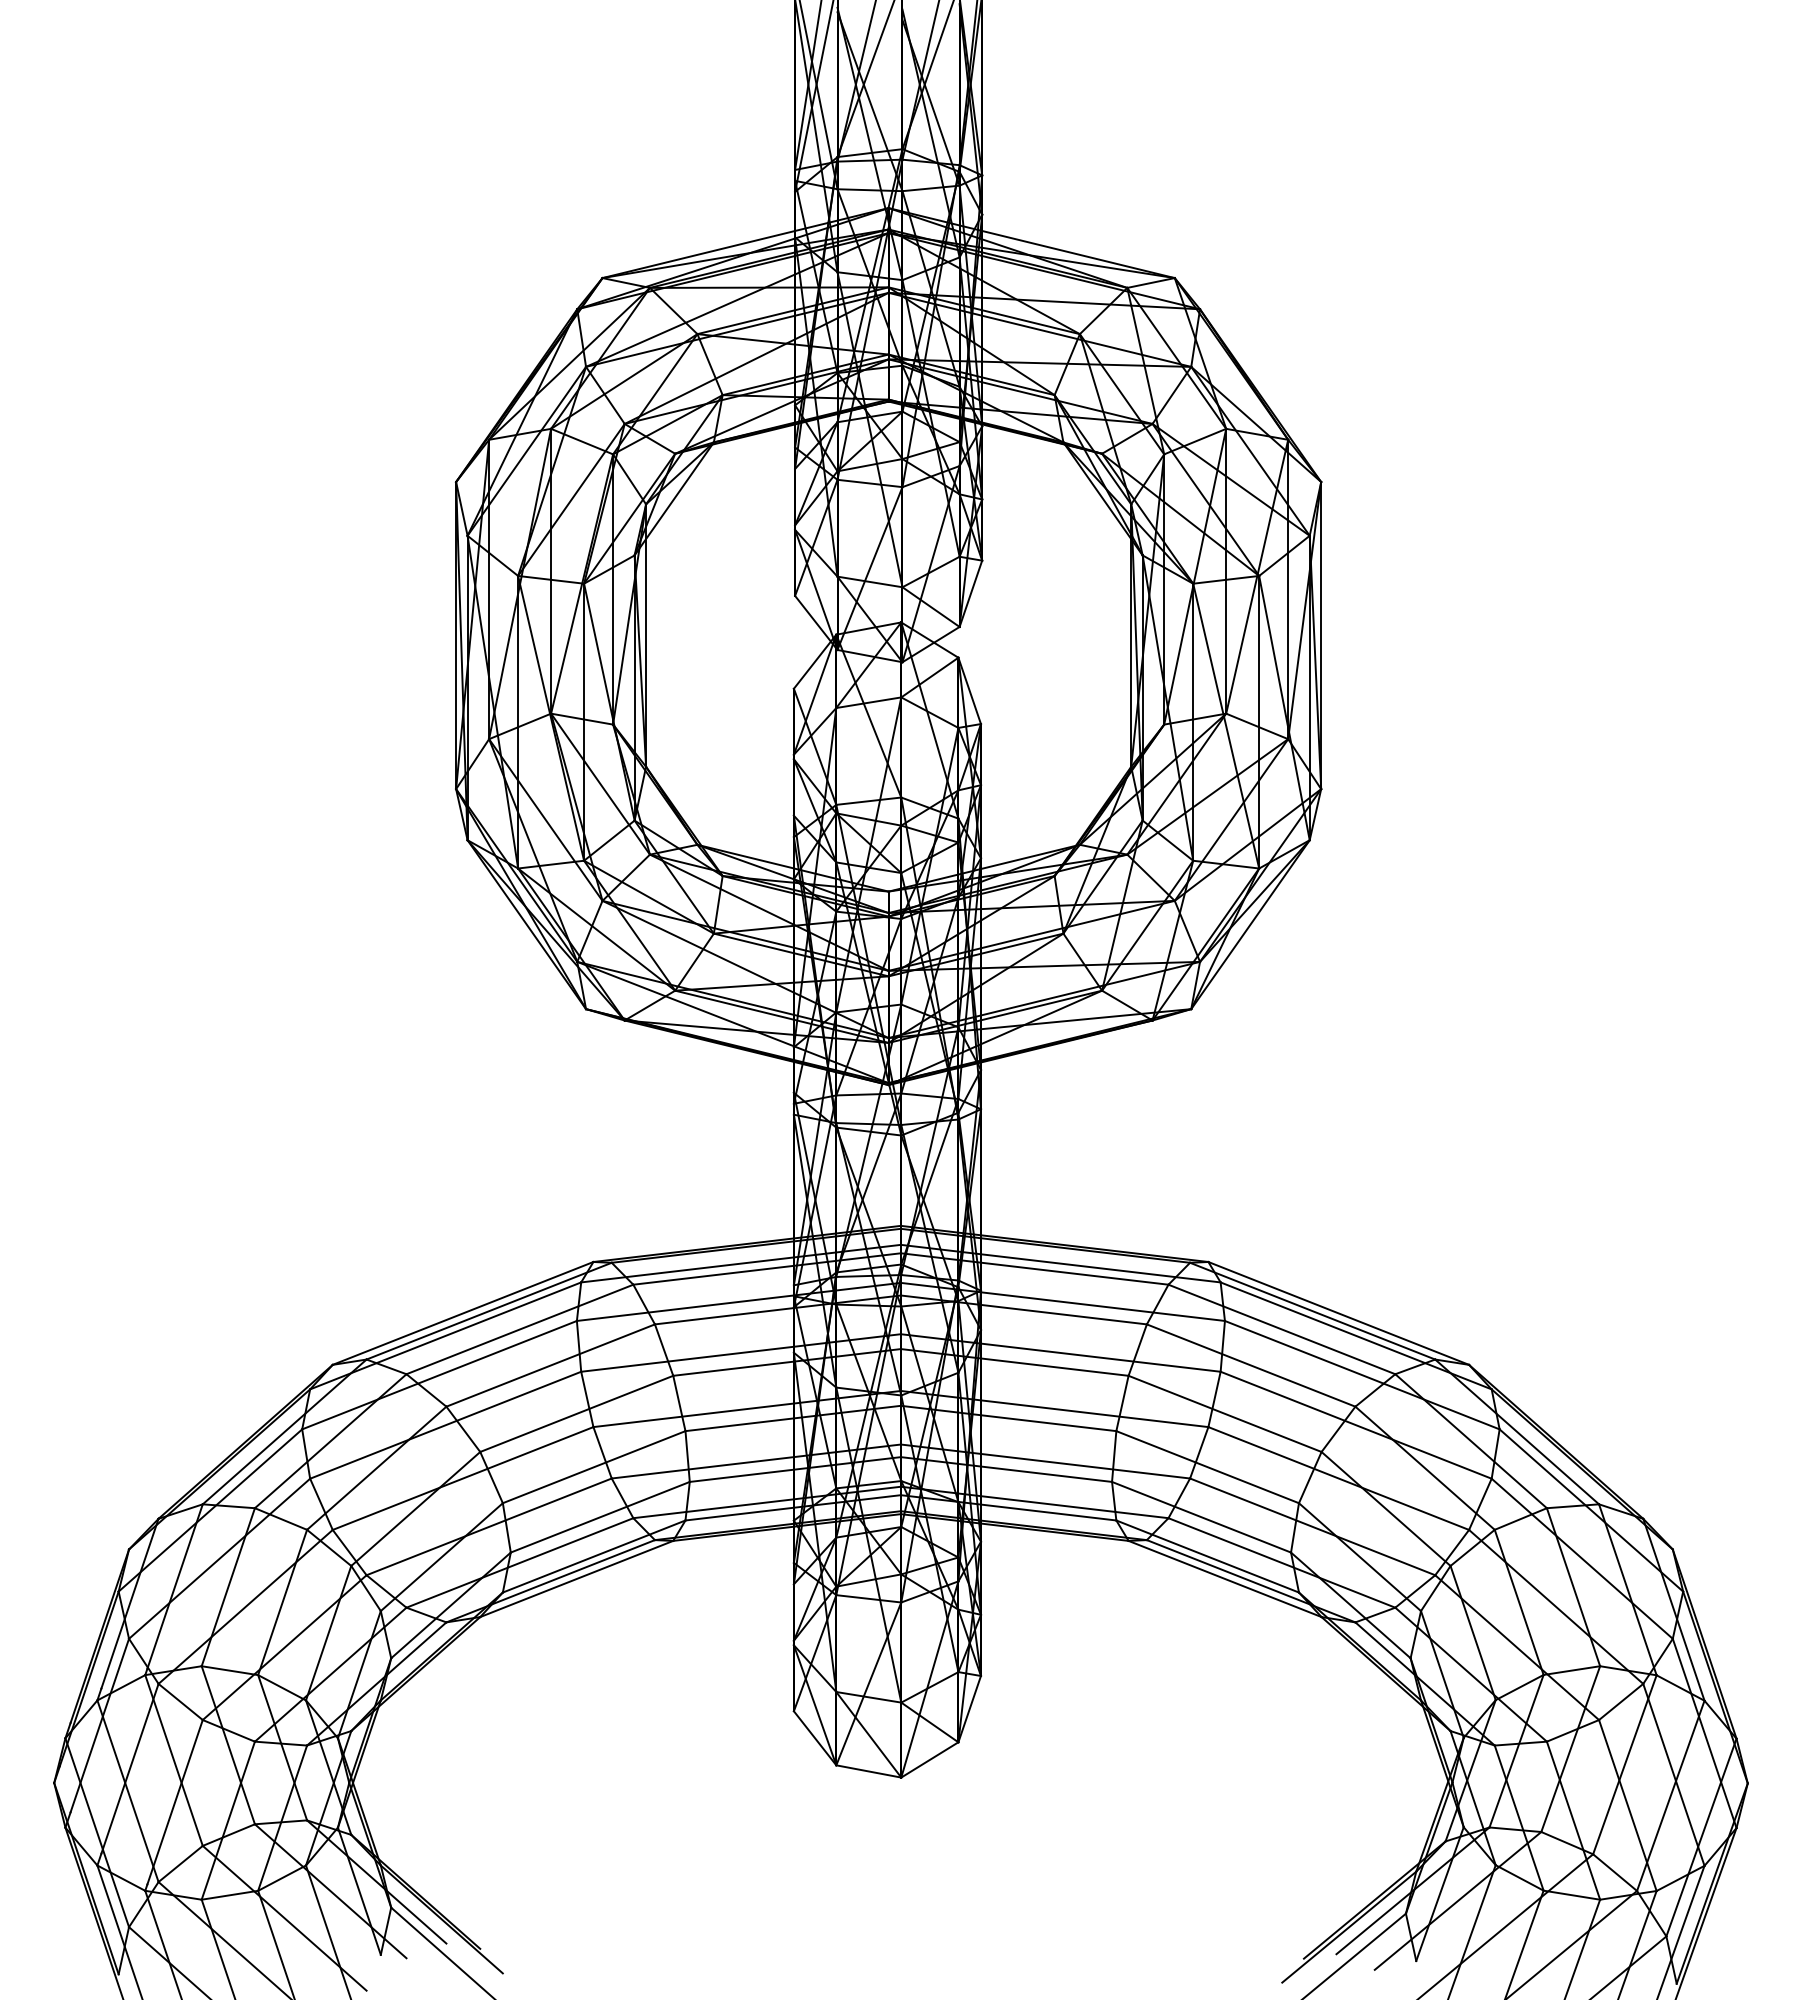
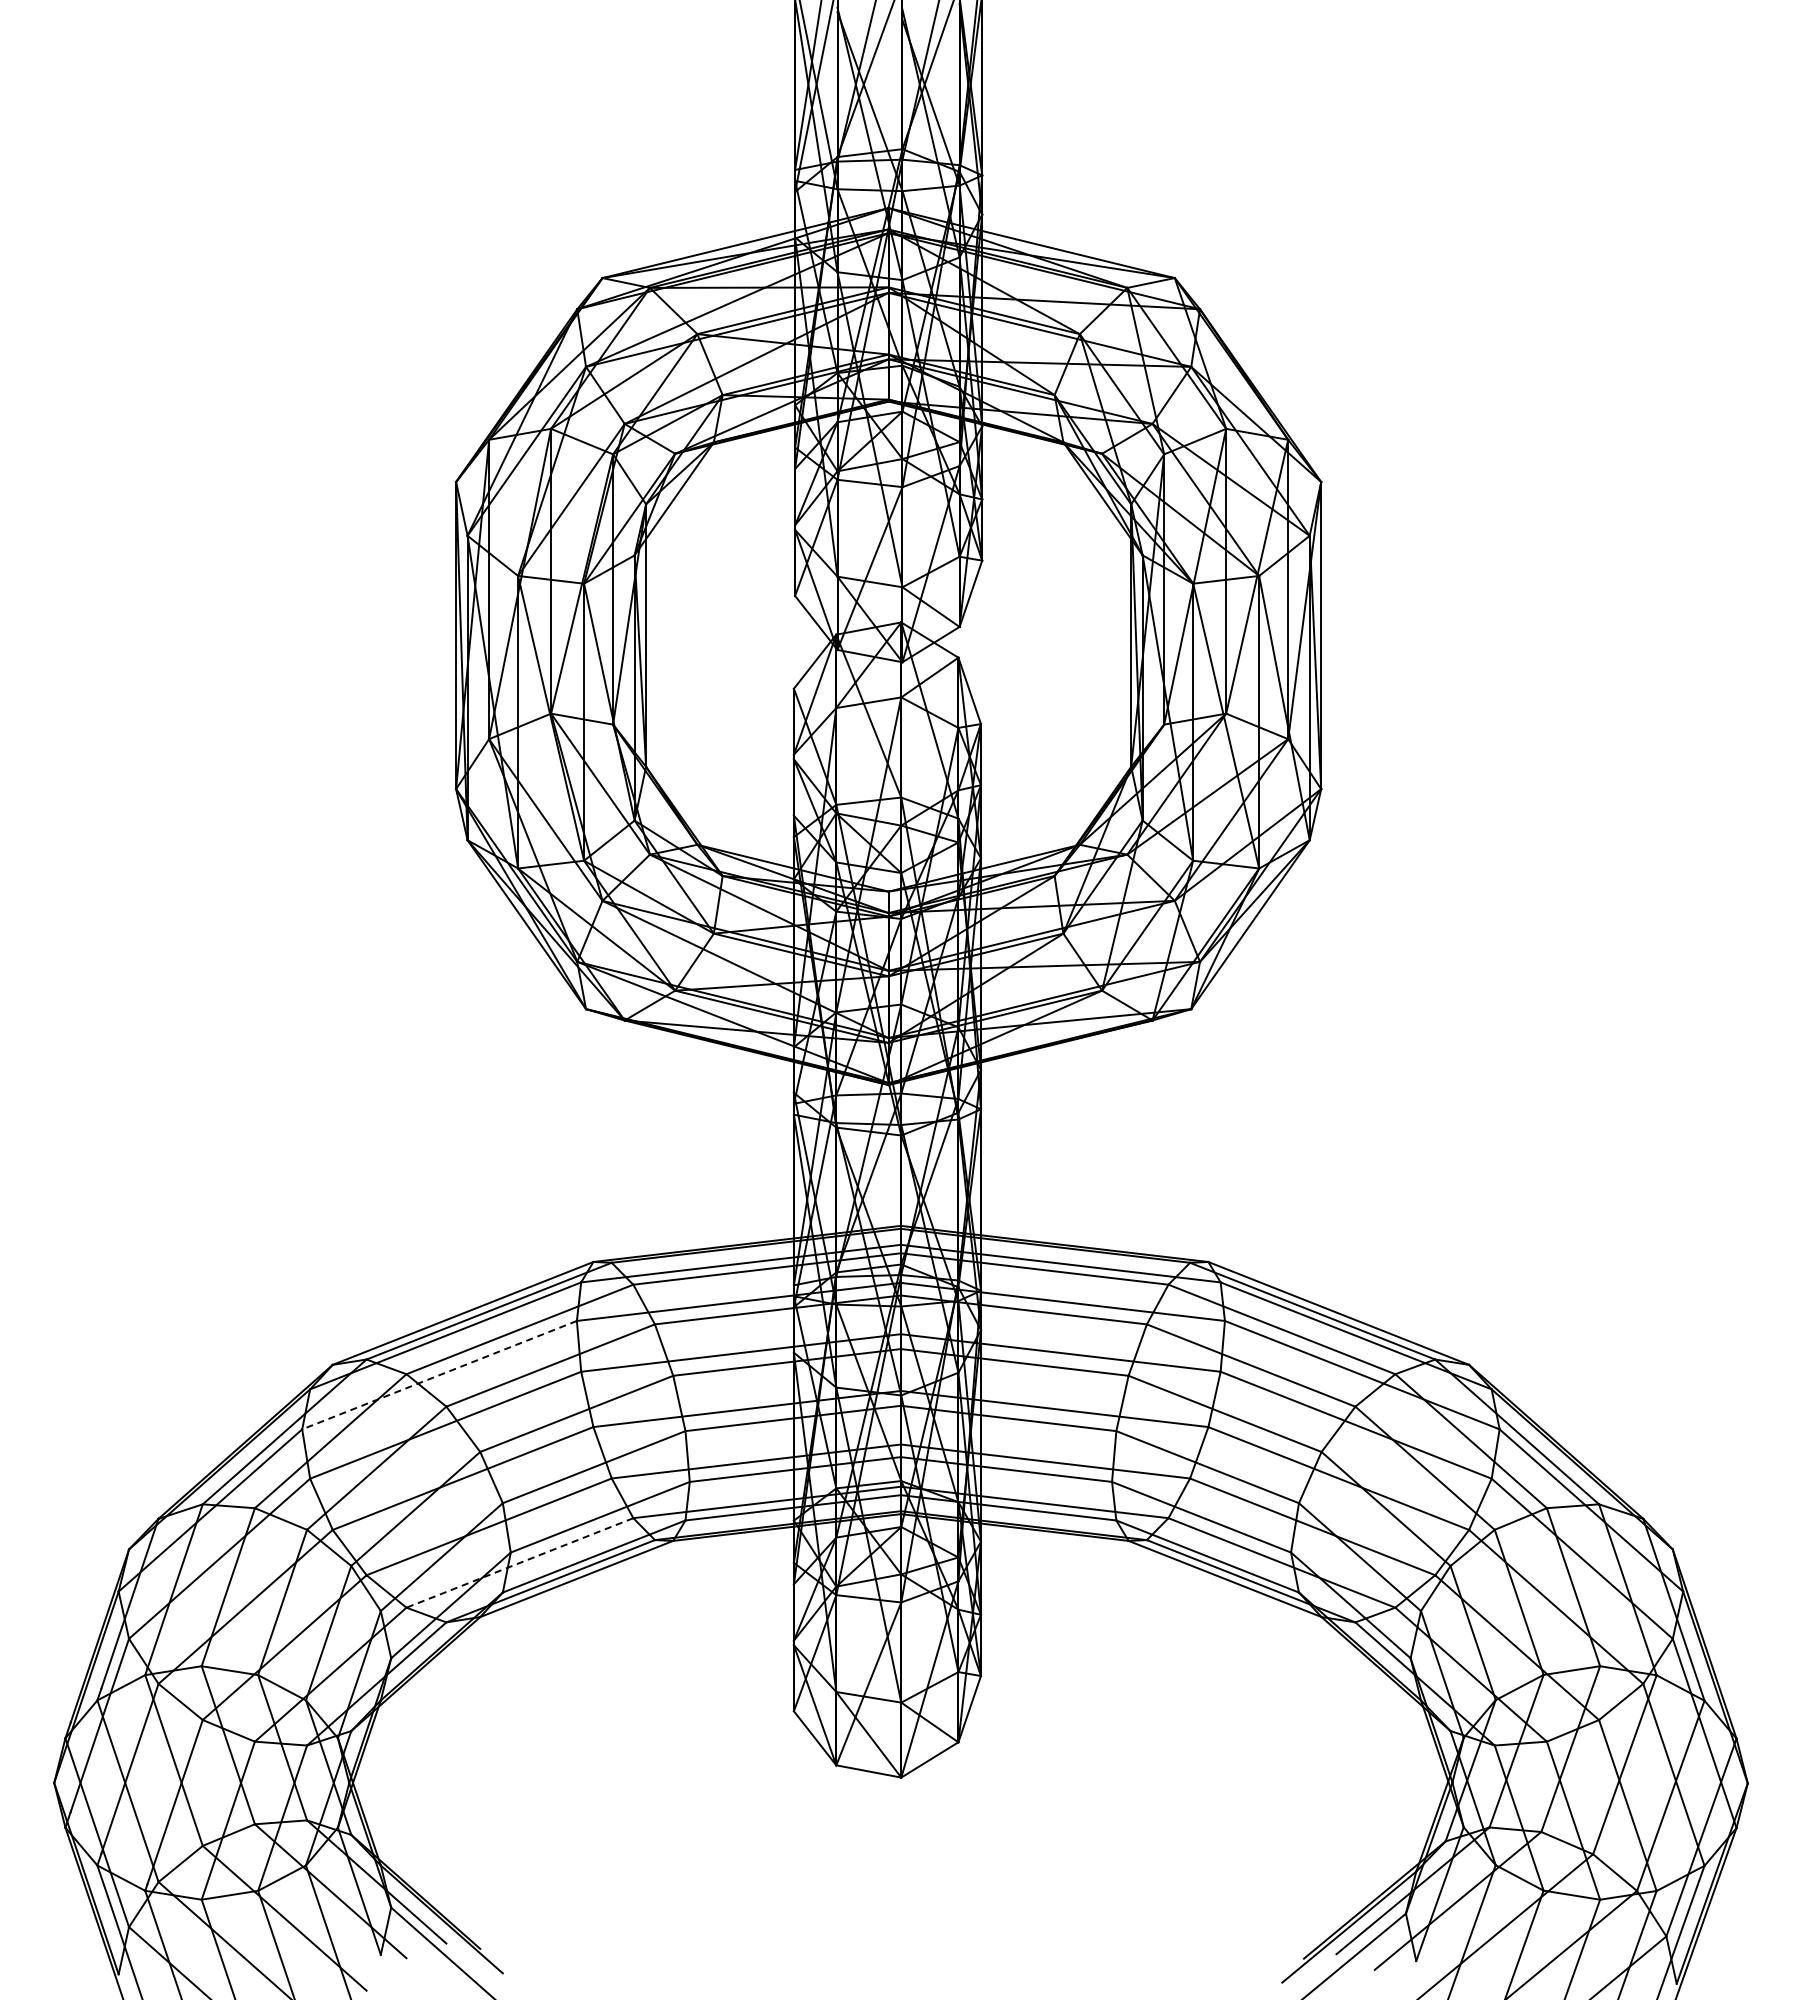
line: solid -> dashed (439, 1375)
line: solid -> dashed (519, 1562)
